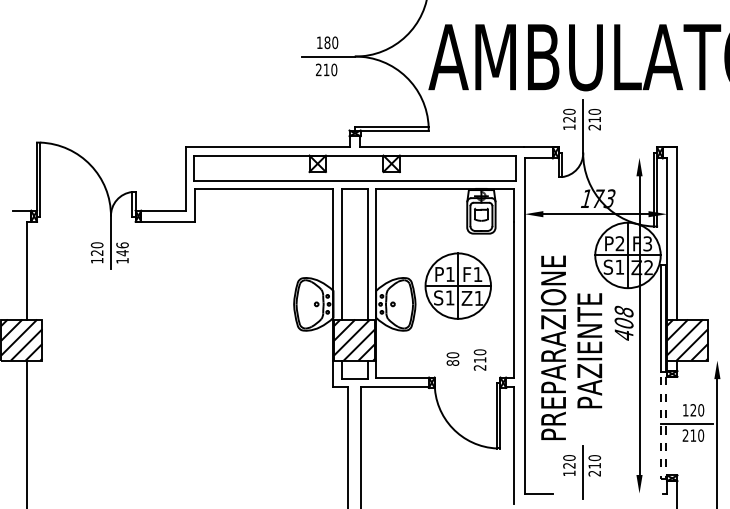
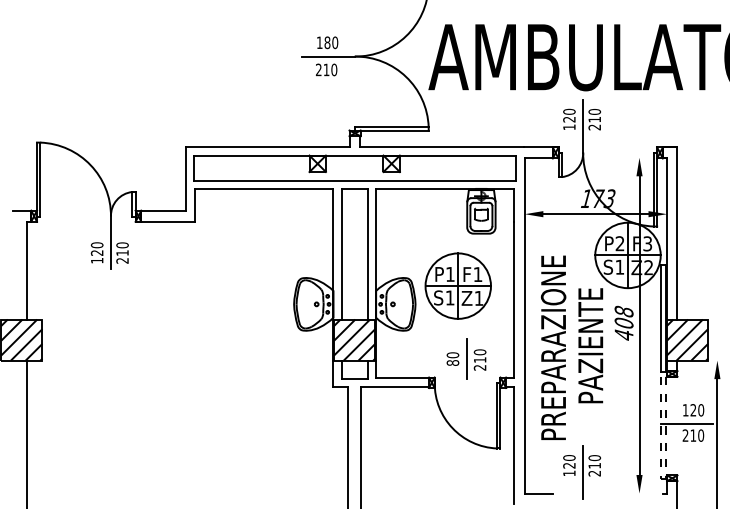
text: 146 -> 210 (122, 252)
text position: (589, 350) -> (590, 345) (590, 345)
line: none -> present (466, 358)
